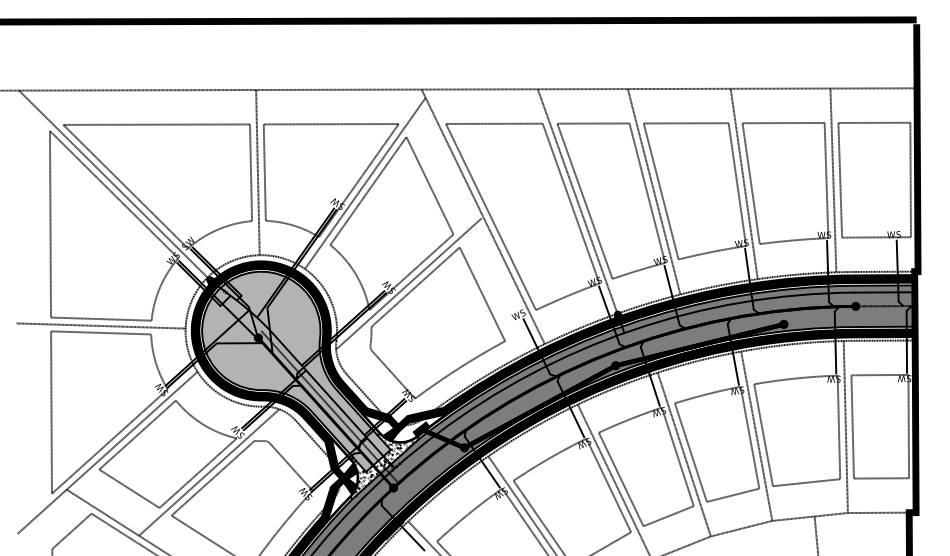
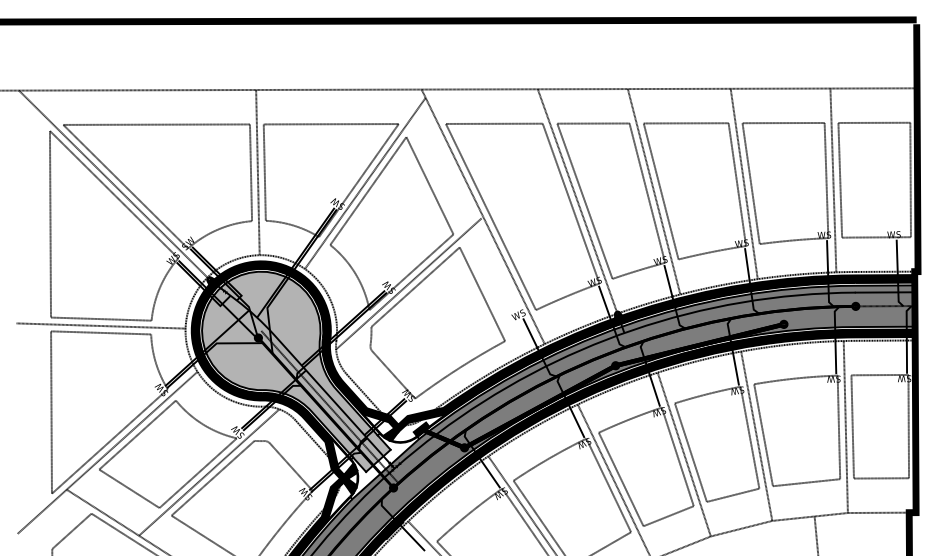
hatch: present -> none (385, 466)
